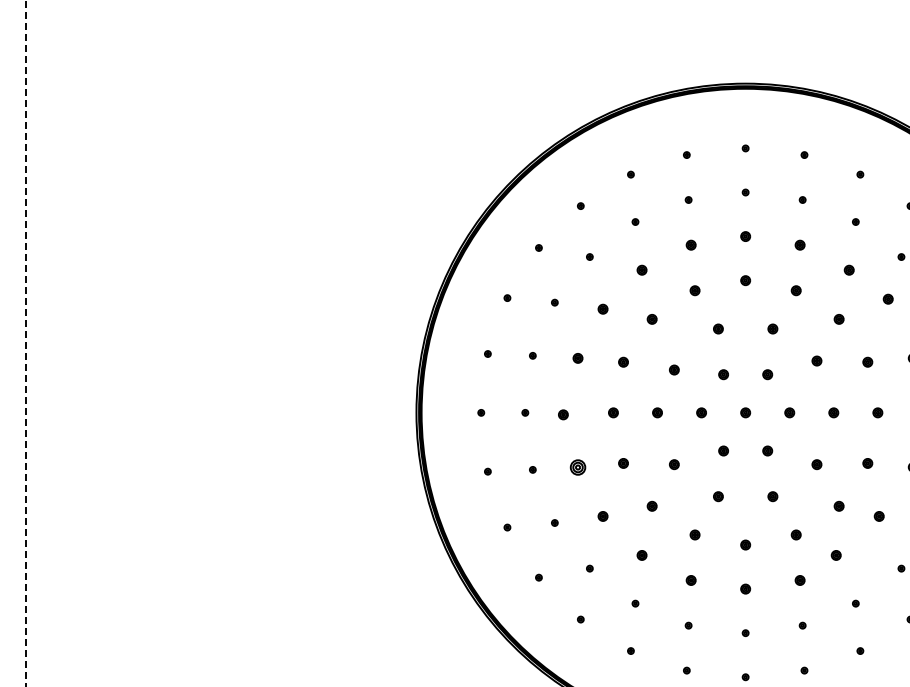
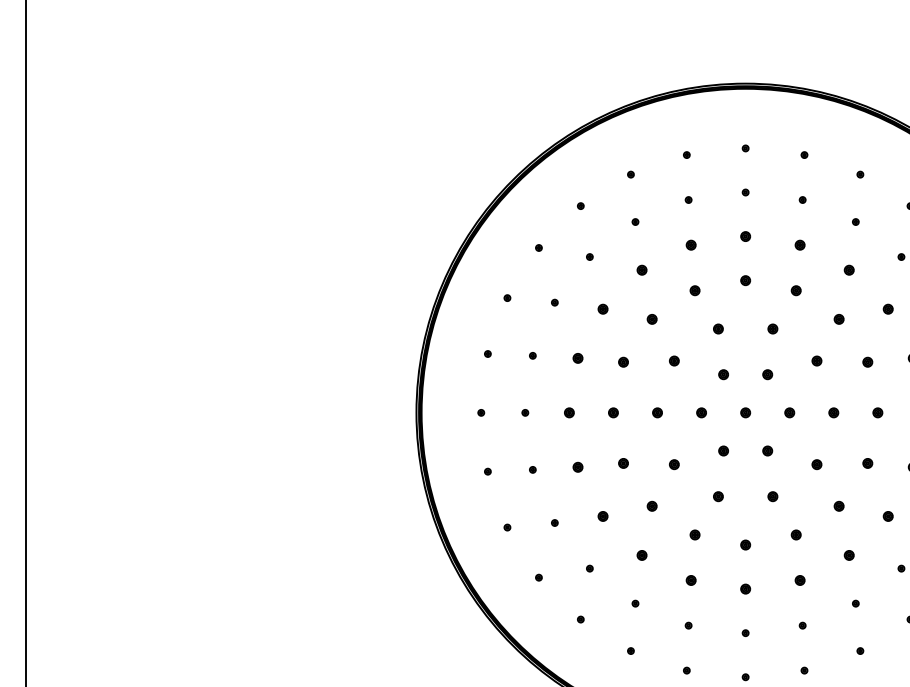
part position: (887, 298) -> (887, 308) (887, 308)
line: dashed -> solid (26, 343)
part position: (674, 369) -> (674, 360) (674, 360)
part position: (563, 414) -> (569, 412) (569, 412)
part size: 18x17 px -> 12x12 px (577, 466)
part position: (878, 516) -> (887, 516) (887, 516)
part position: (835, 555) -> (848, 555) (848, 555)
